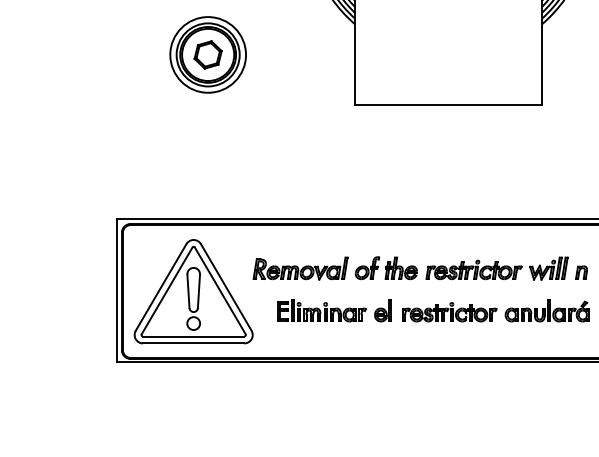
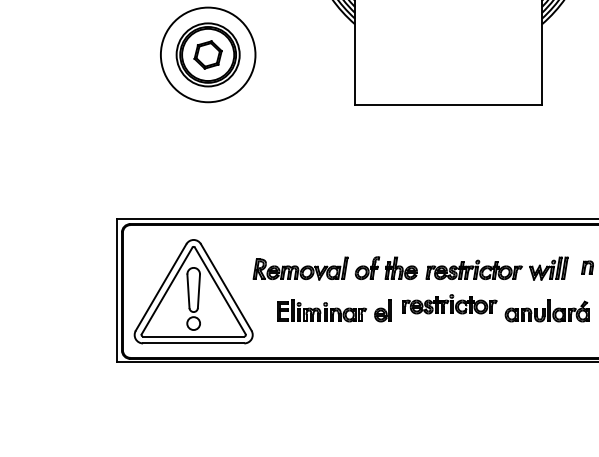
circle diameter: 76 px -> 95 px (207, 54)
part position: (581, 272) -> (587, 267) (587, 267)
part position: (449, 312) -> (449, 304) (449, 304)
